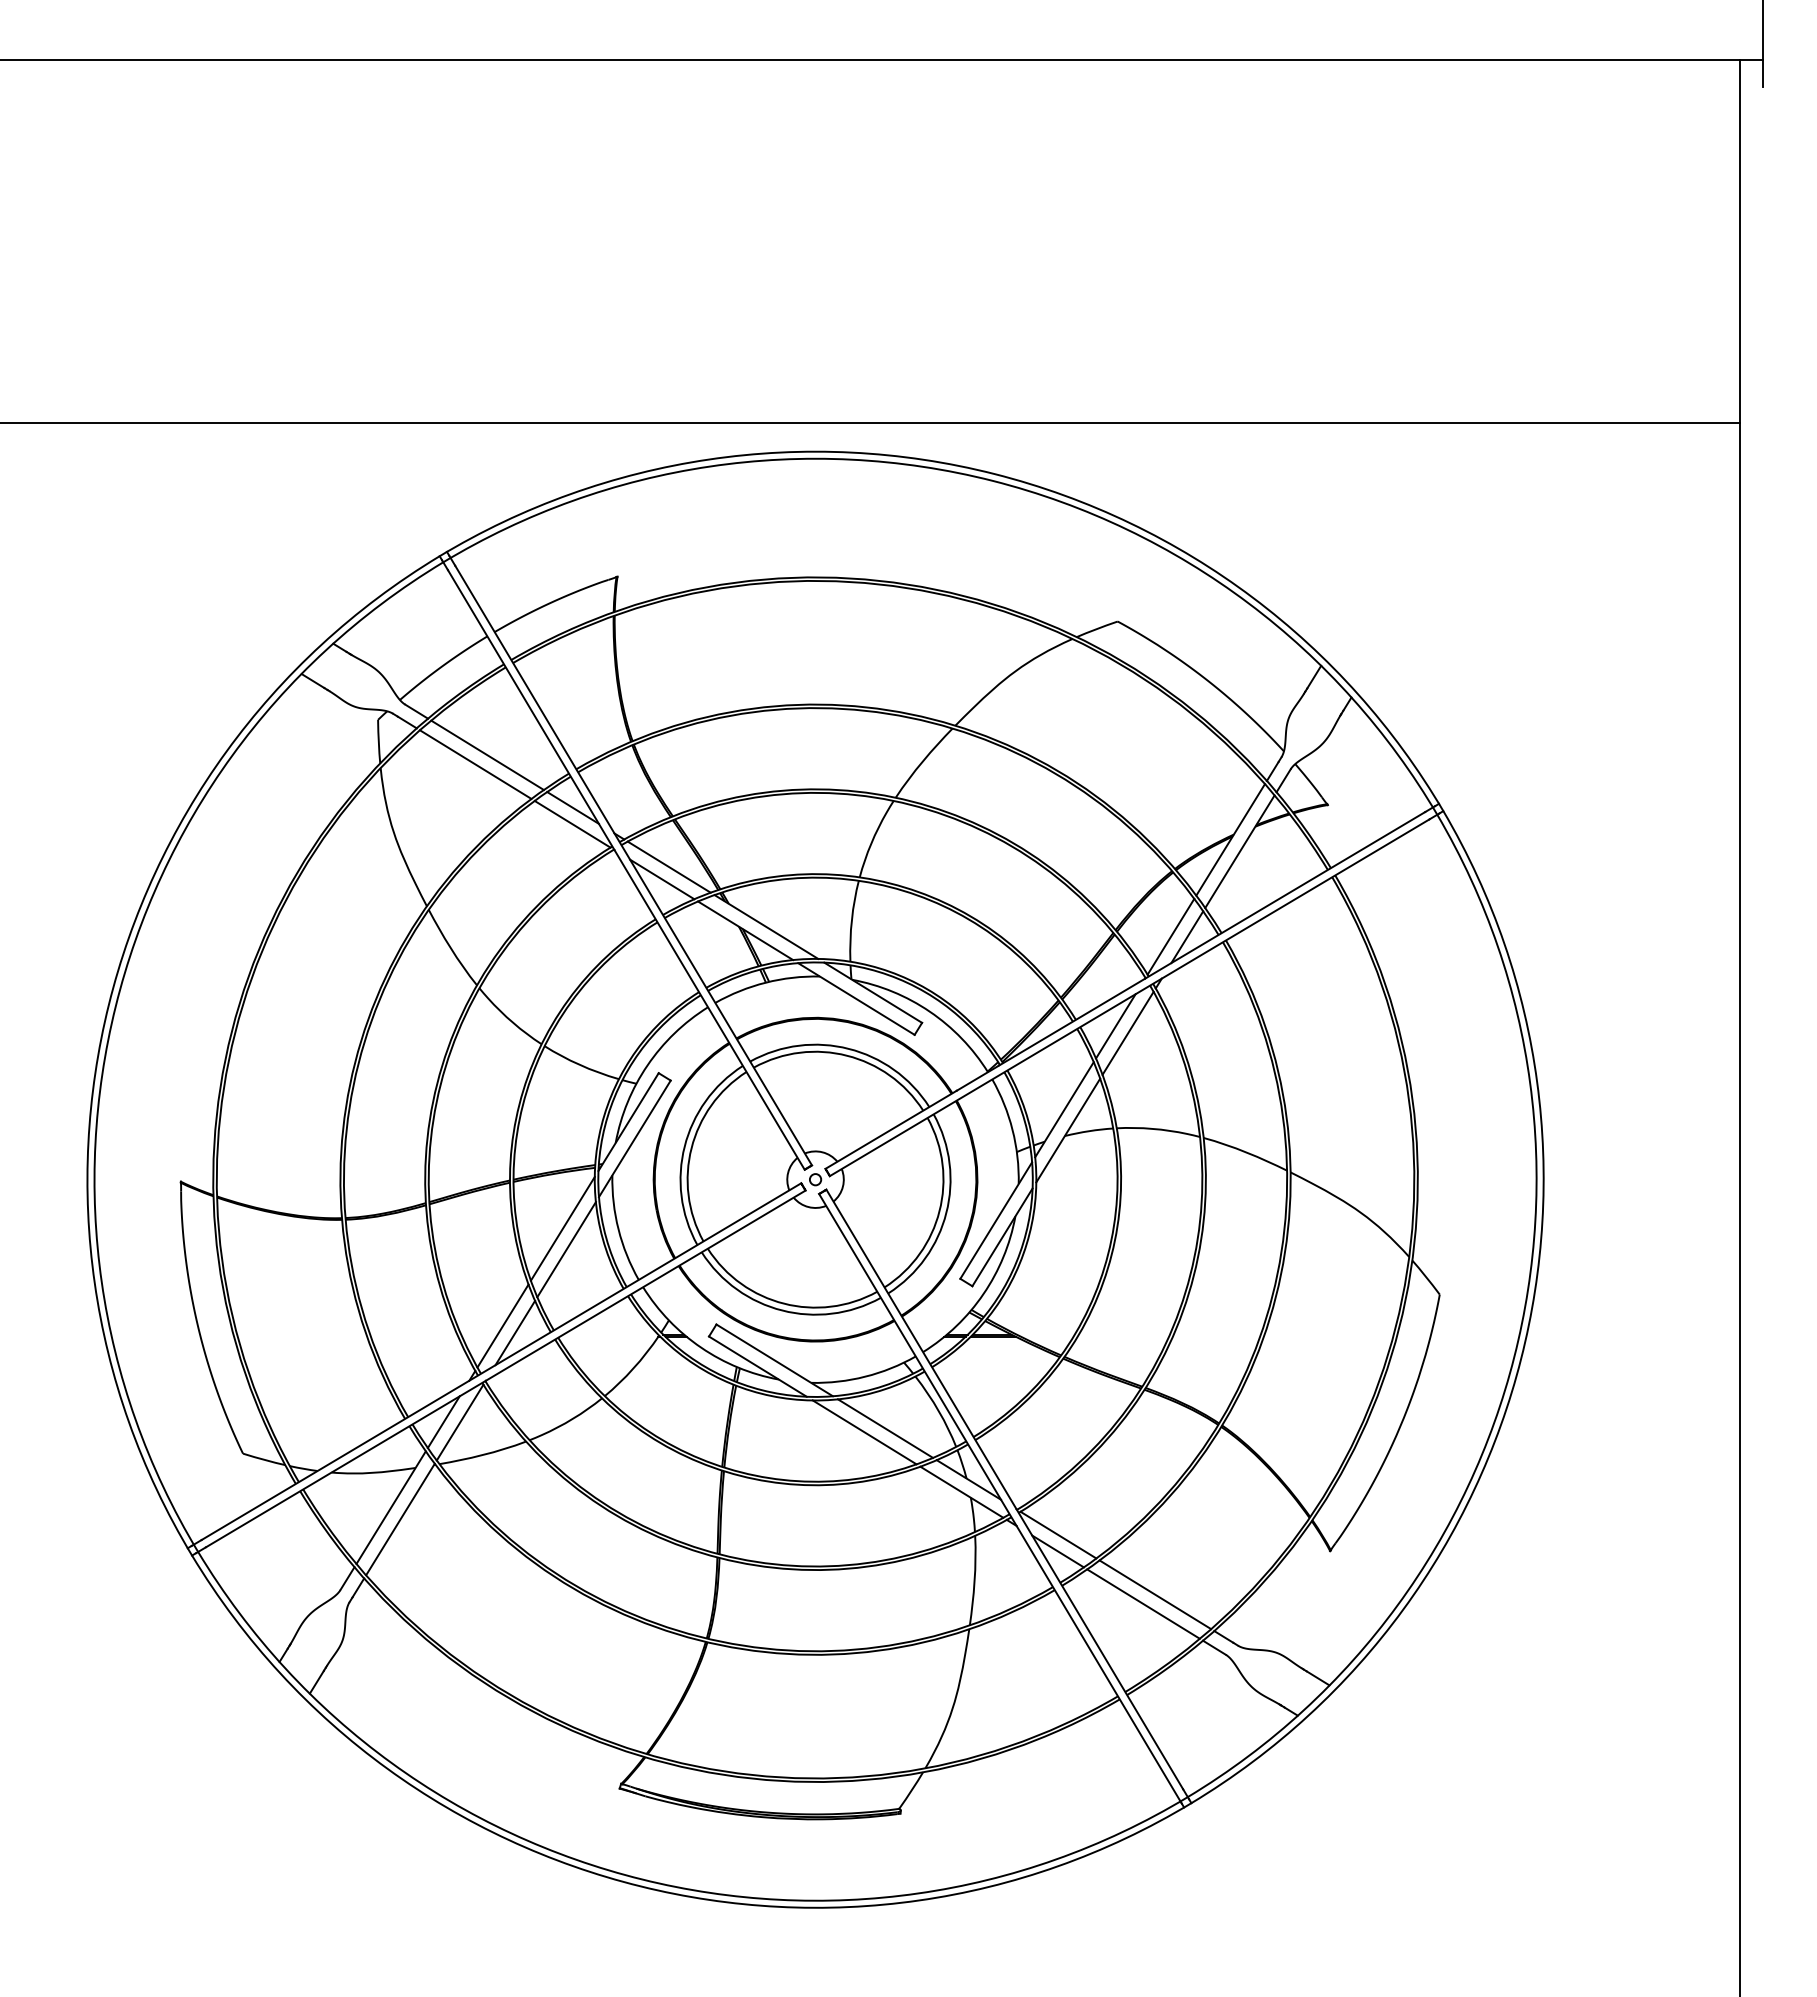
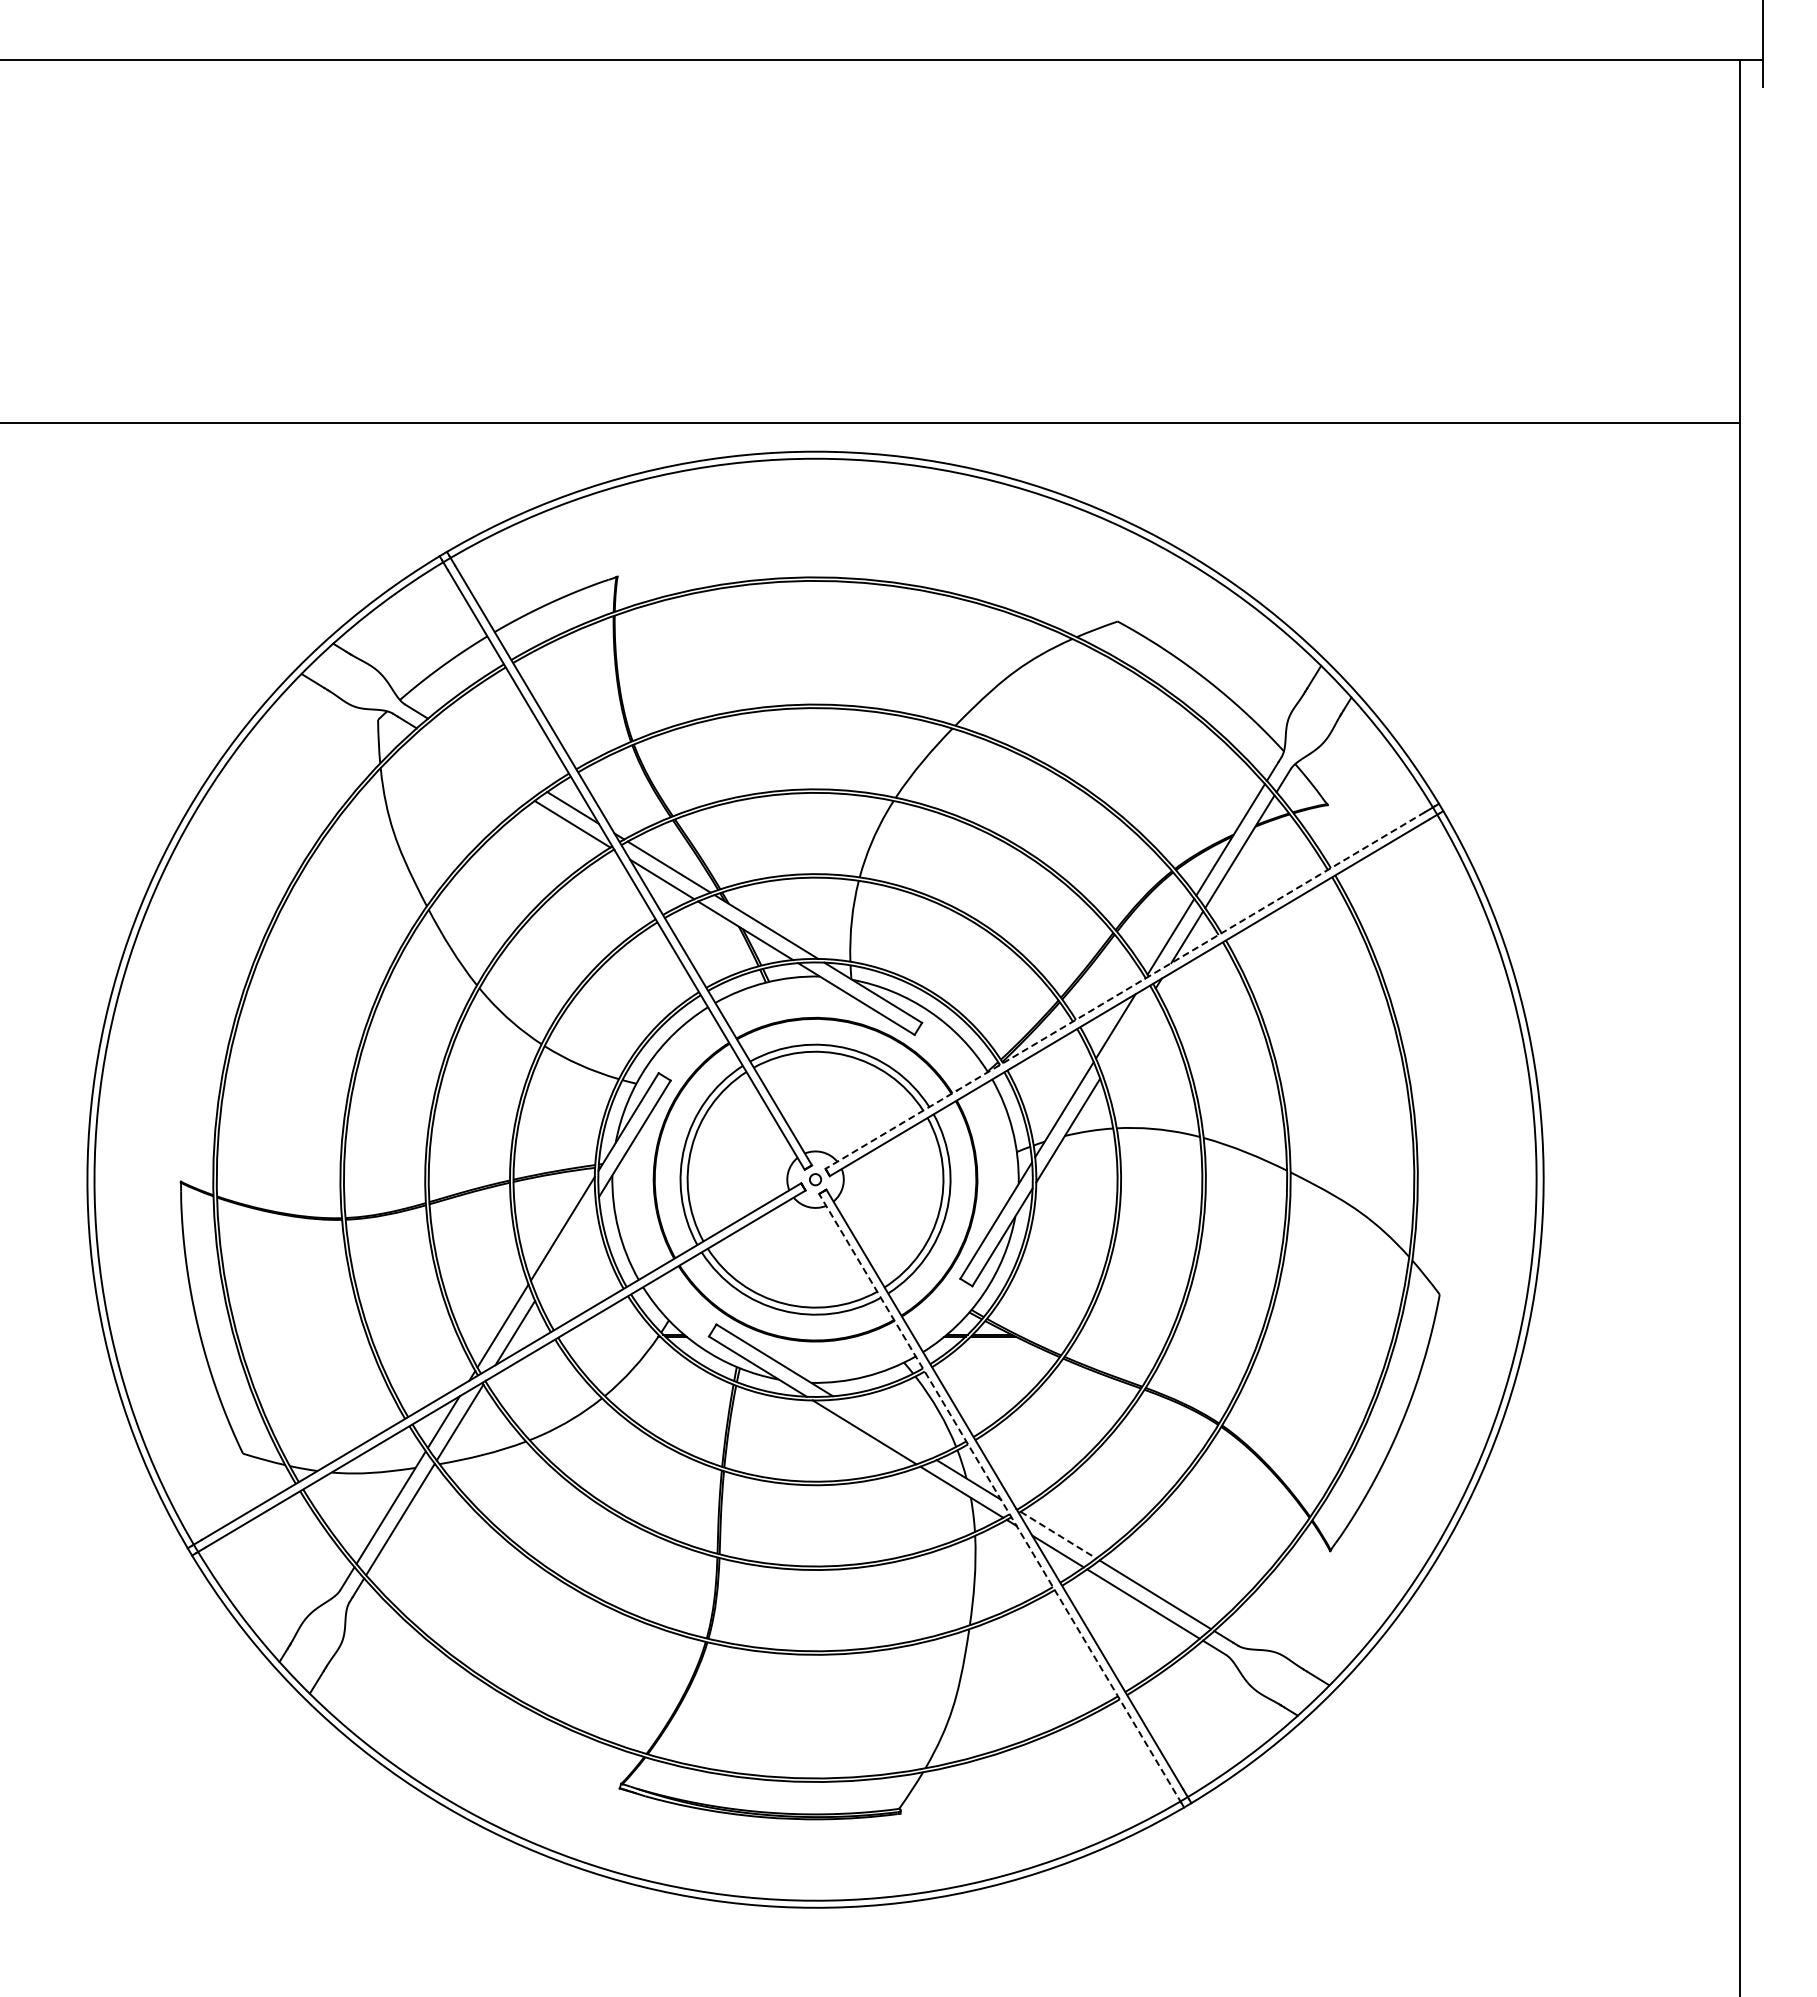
line: present -> none (487, 754)
line: present -> none (475, 764)
line: solid -> dashed (1125, 990)
line: present -> none (1127, 1032)
line: present -> none (566, 1249)
line: present -> none (885, 1428)
line: solid -> dashed (1000, 1498)
line: solid -> dashed (1058, 1535)
